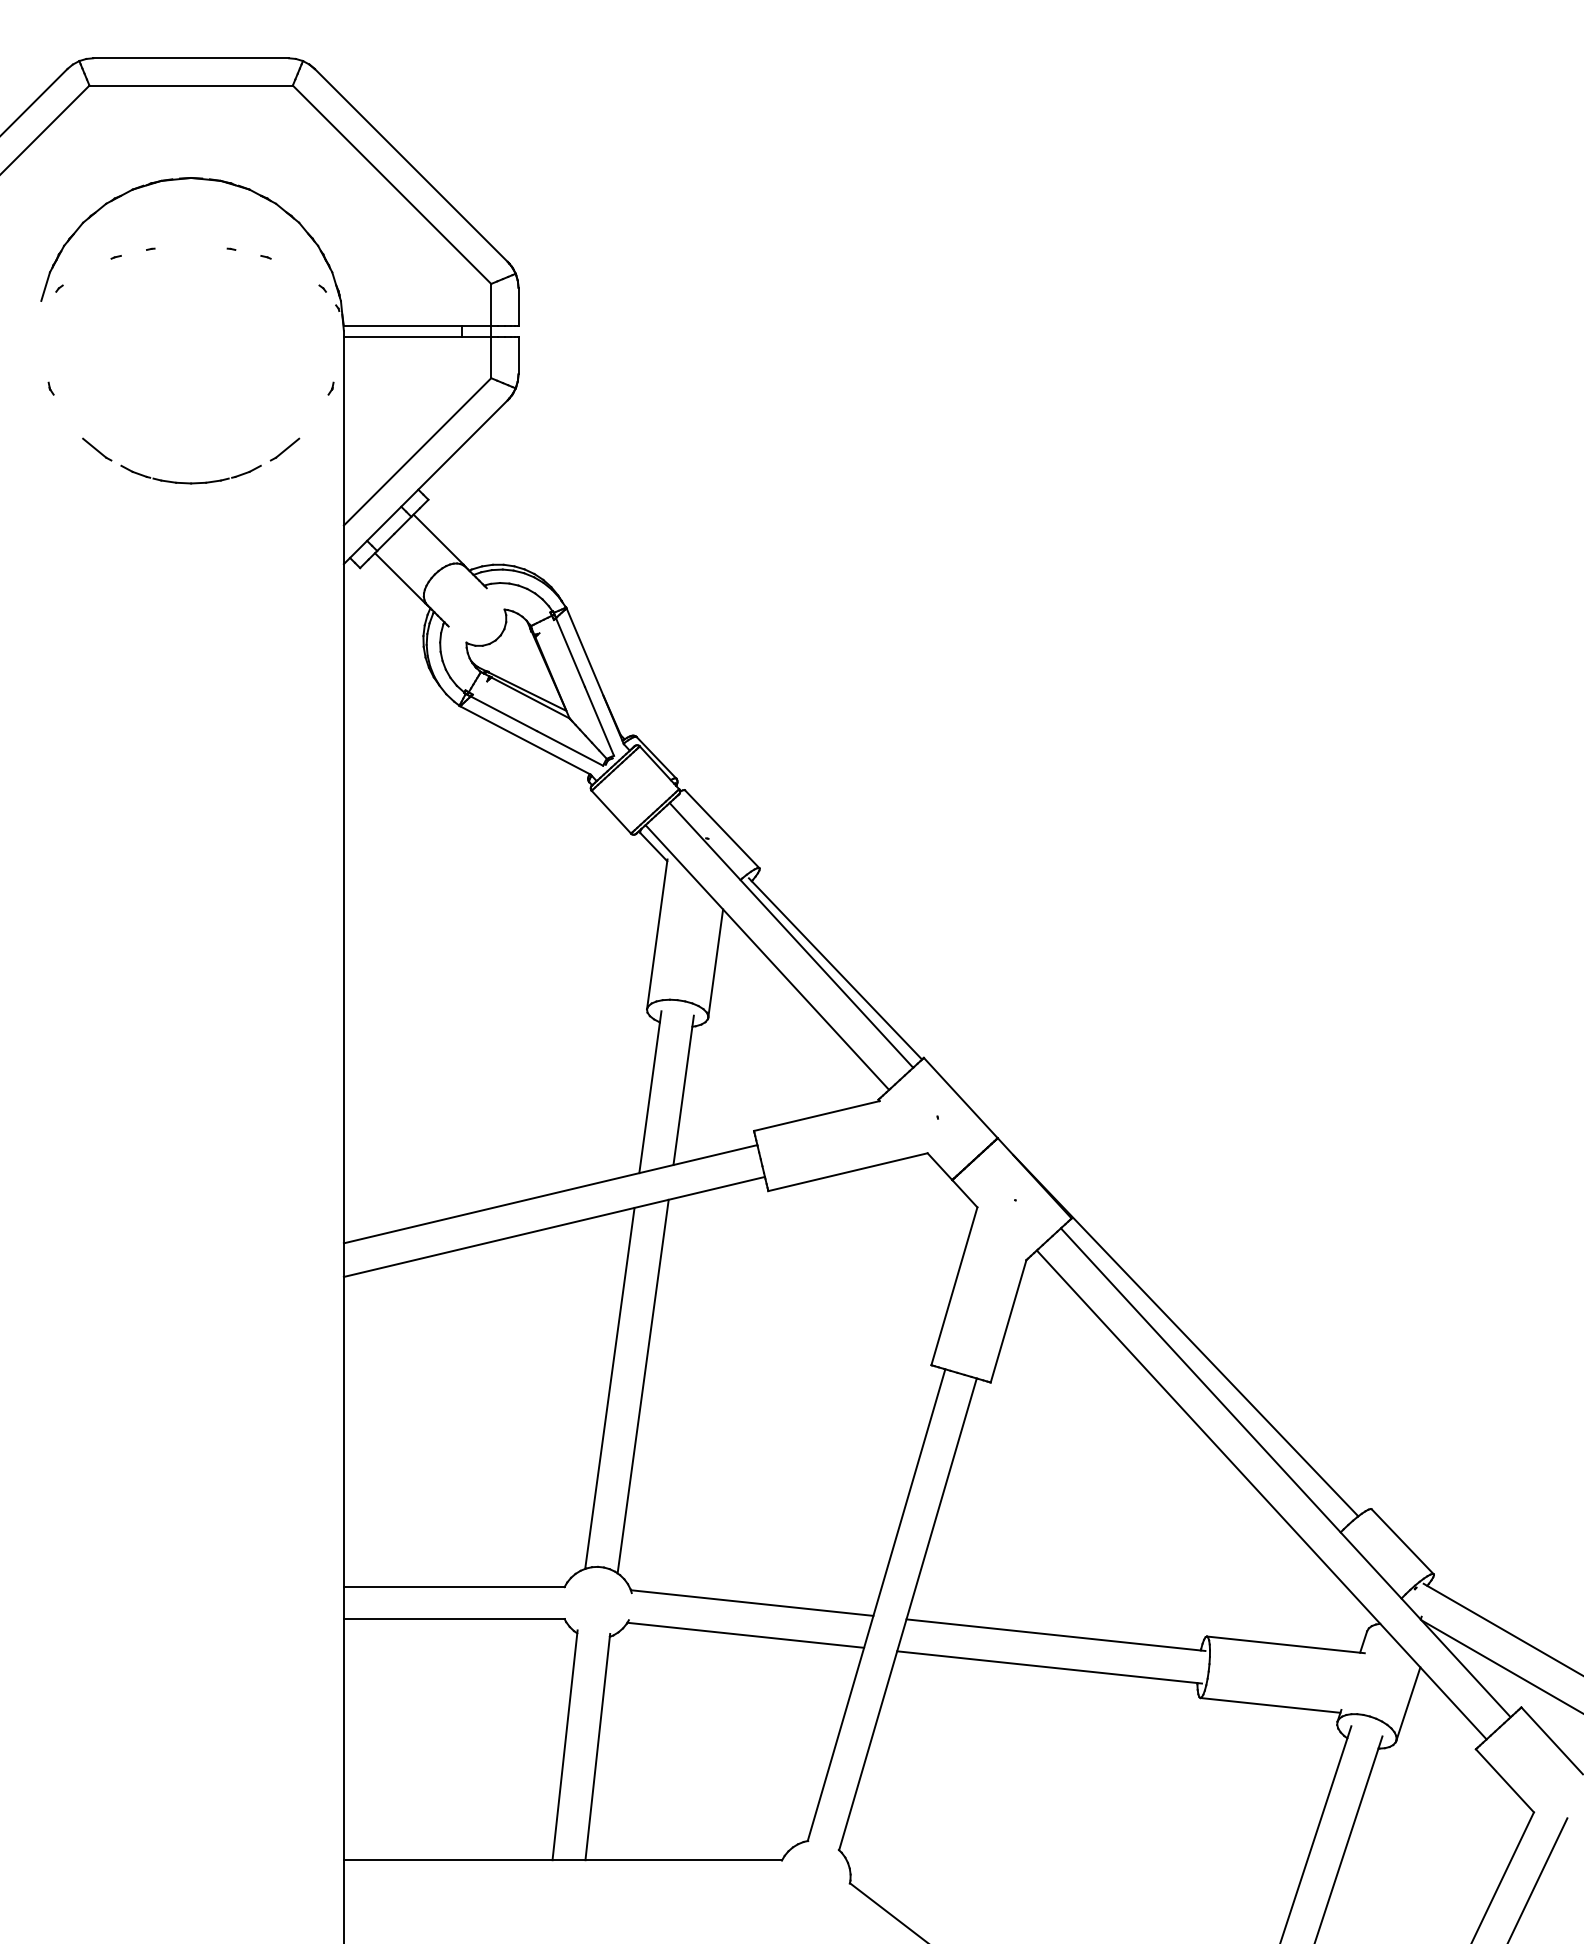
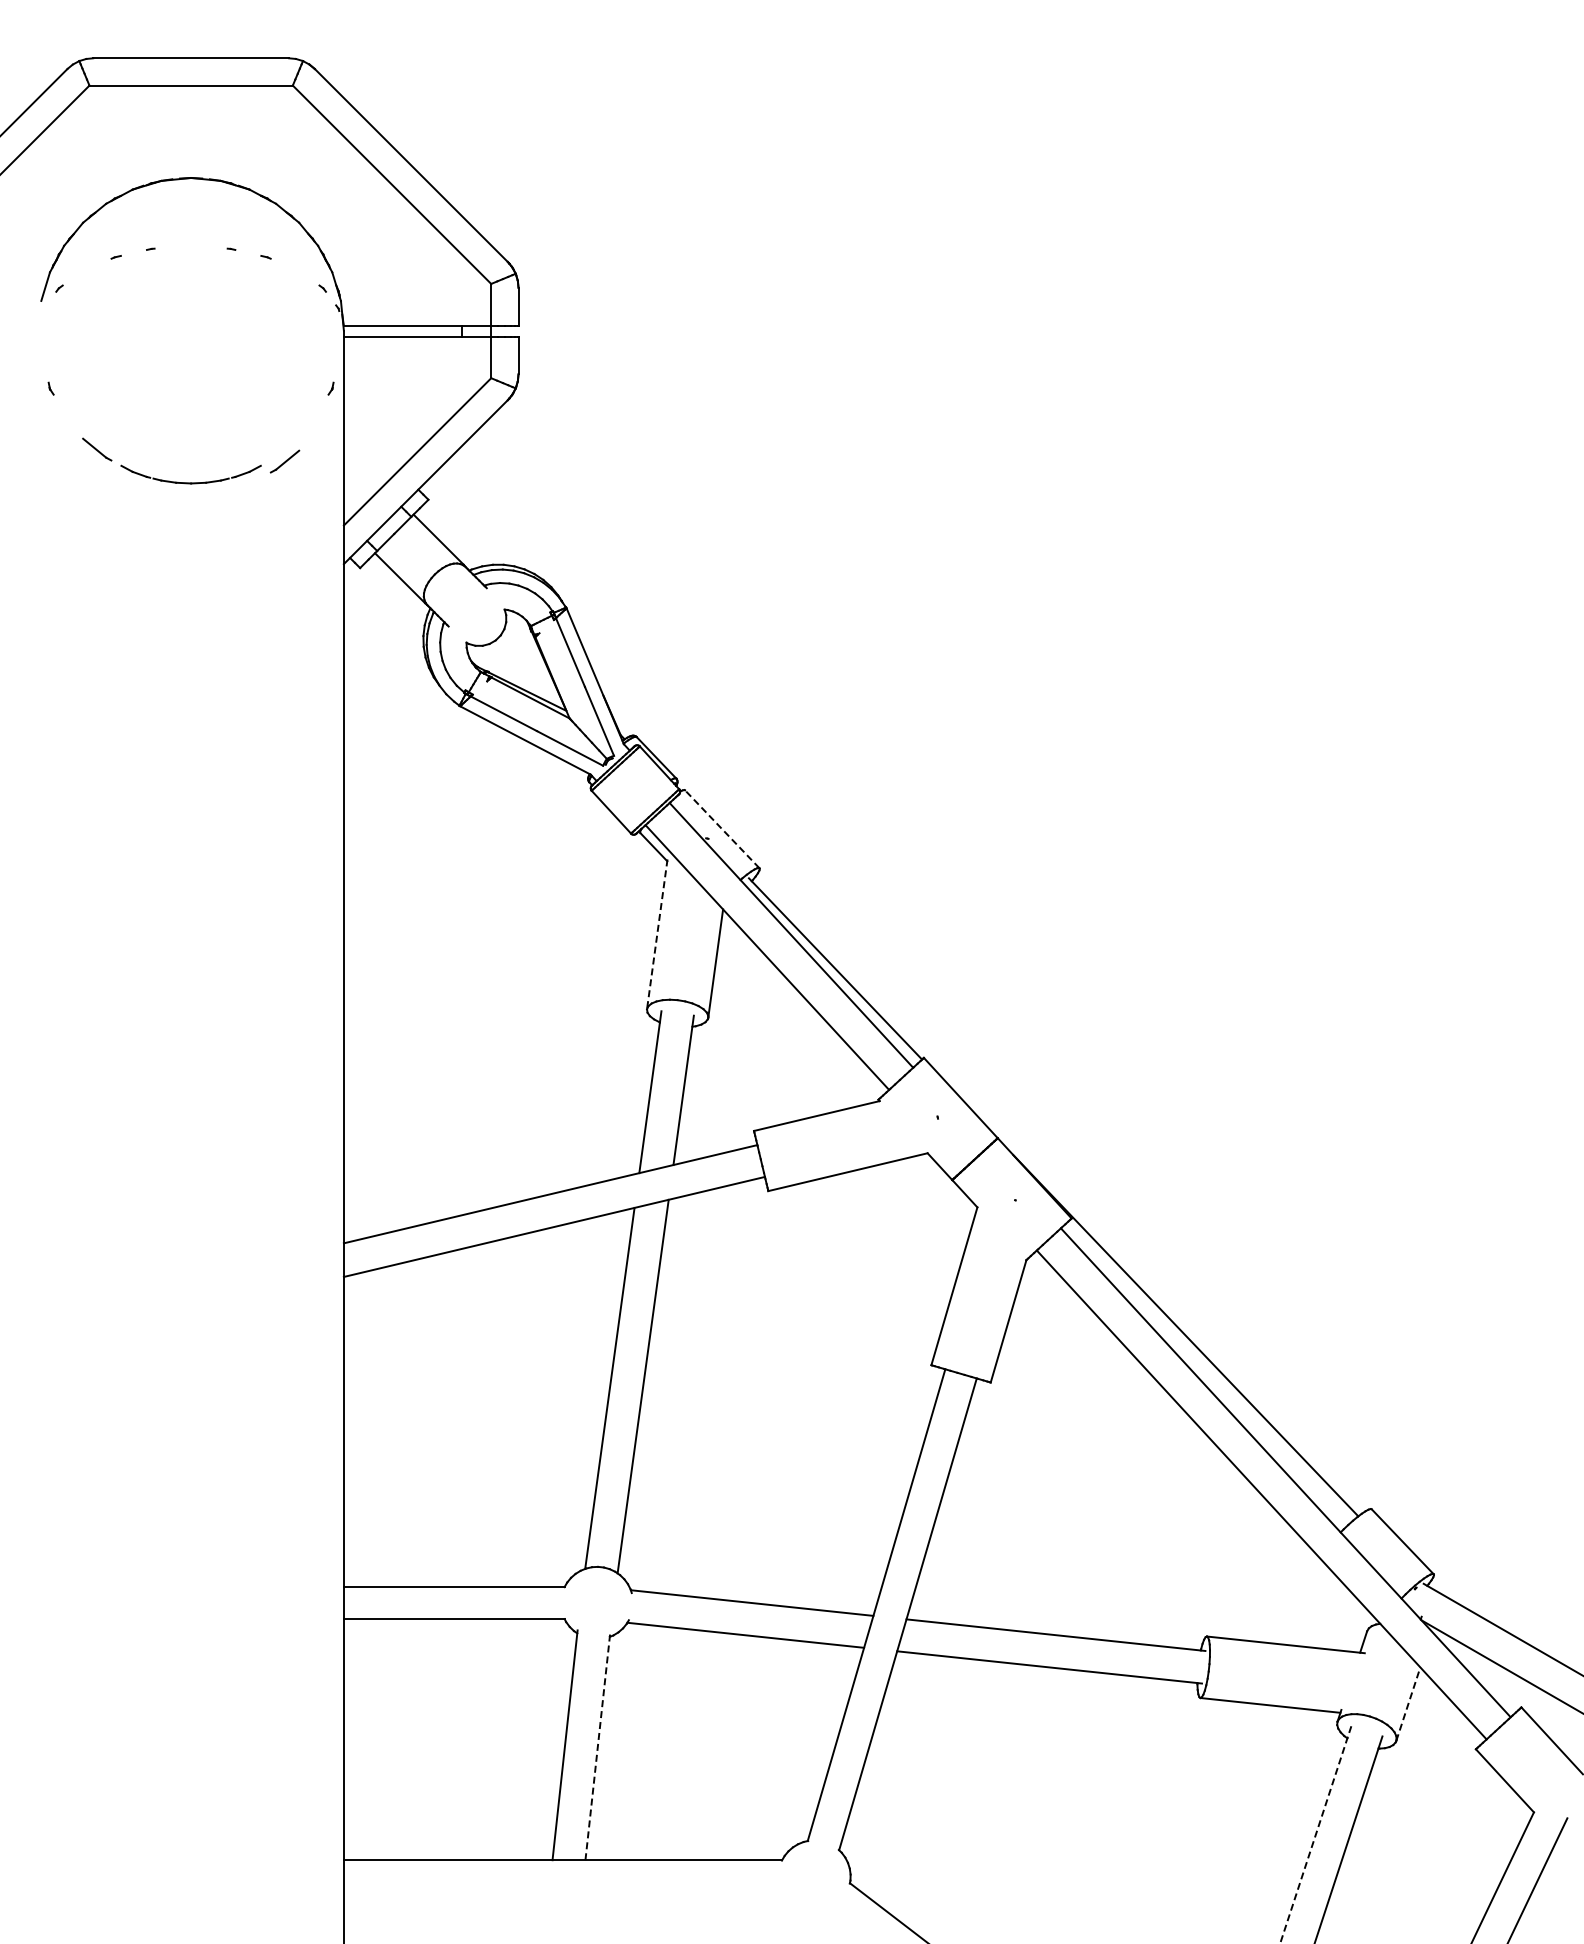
line position: (284, 449) -> (284, 461) (284, 461)
line: solid -> dashed (722, 829)
line: solid -> dashed (657, 934)
line: solid -> dashed (1408, 1704)
line: solid -> dashed (597, 1747)
line: solid -> dashed (1315, 1835)
